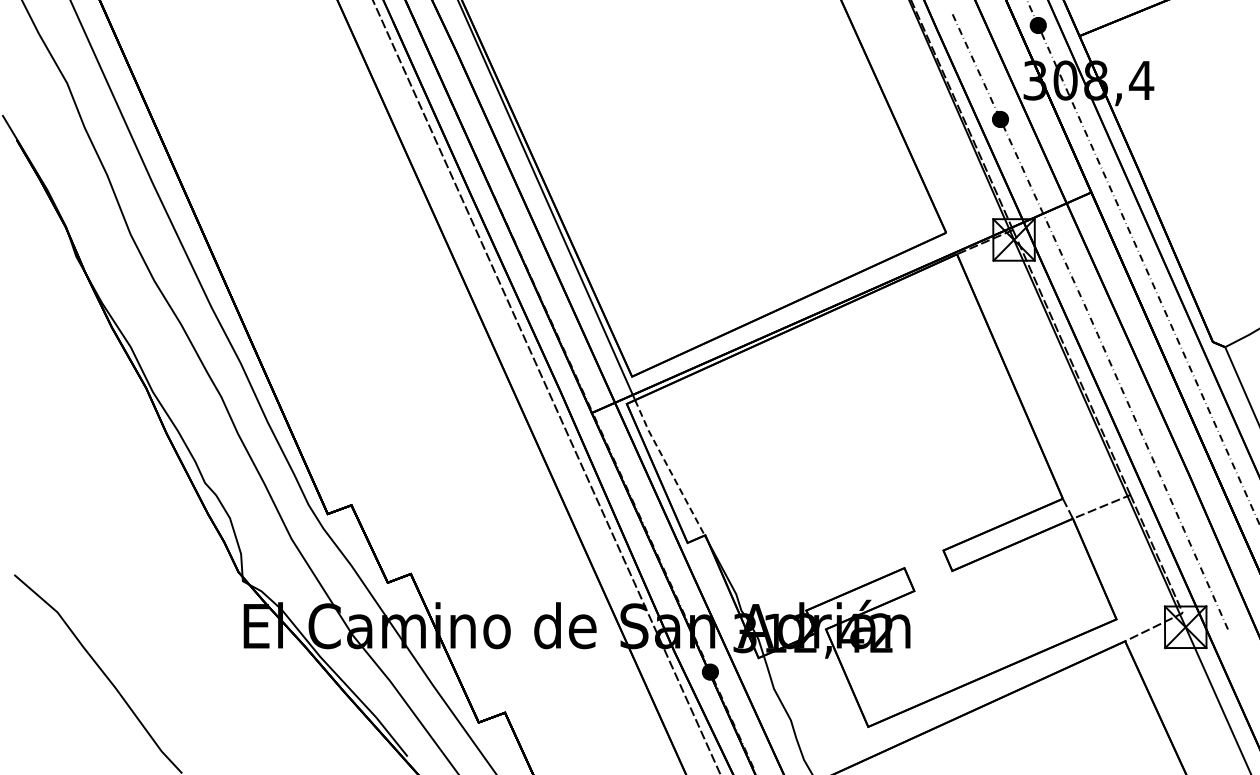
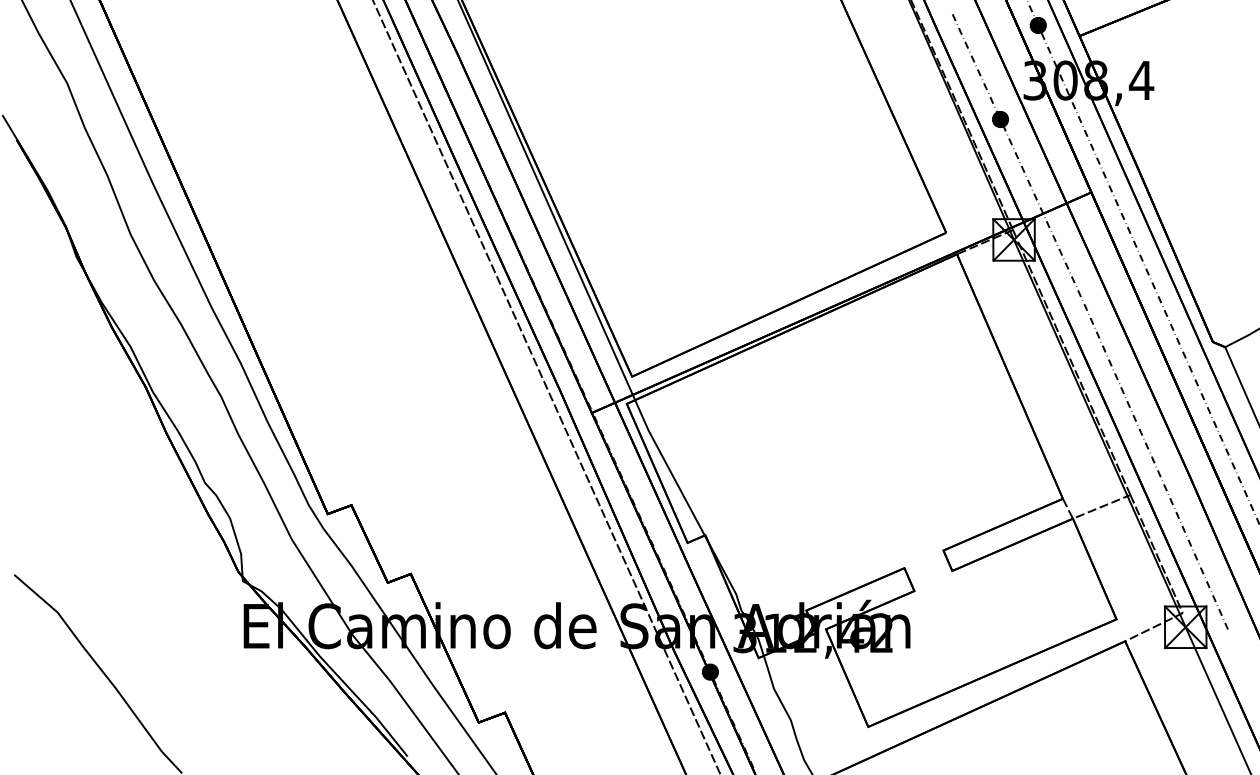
line: dashed -> solid (668, 468)
